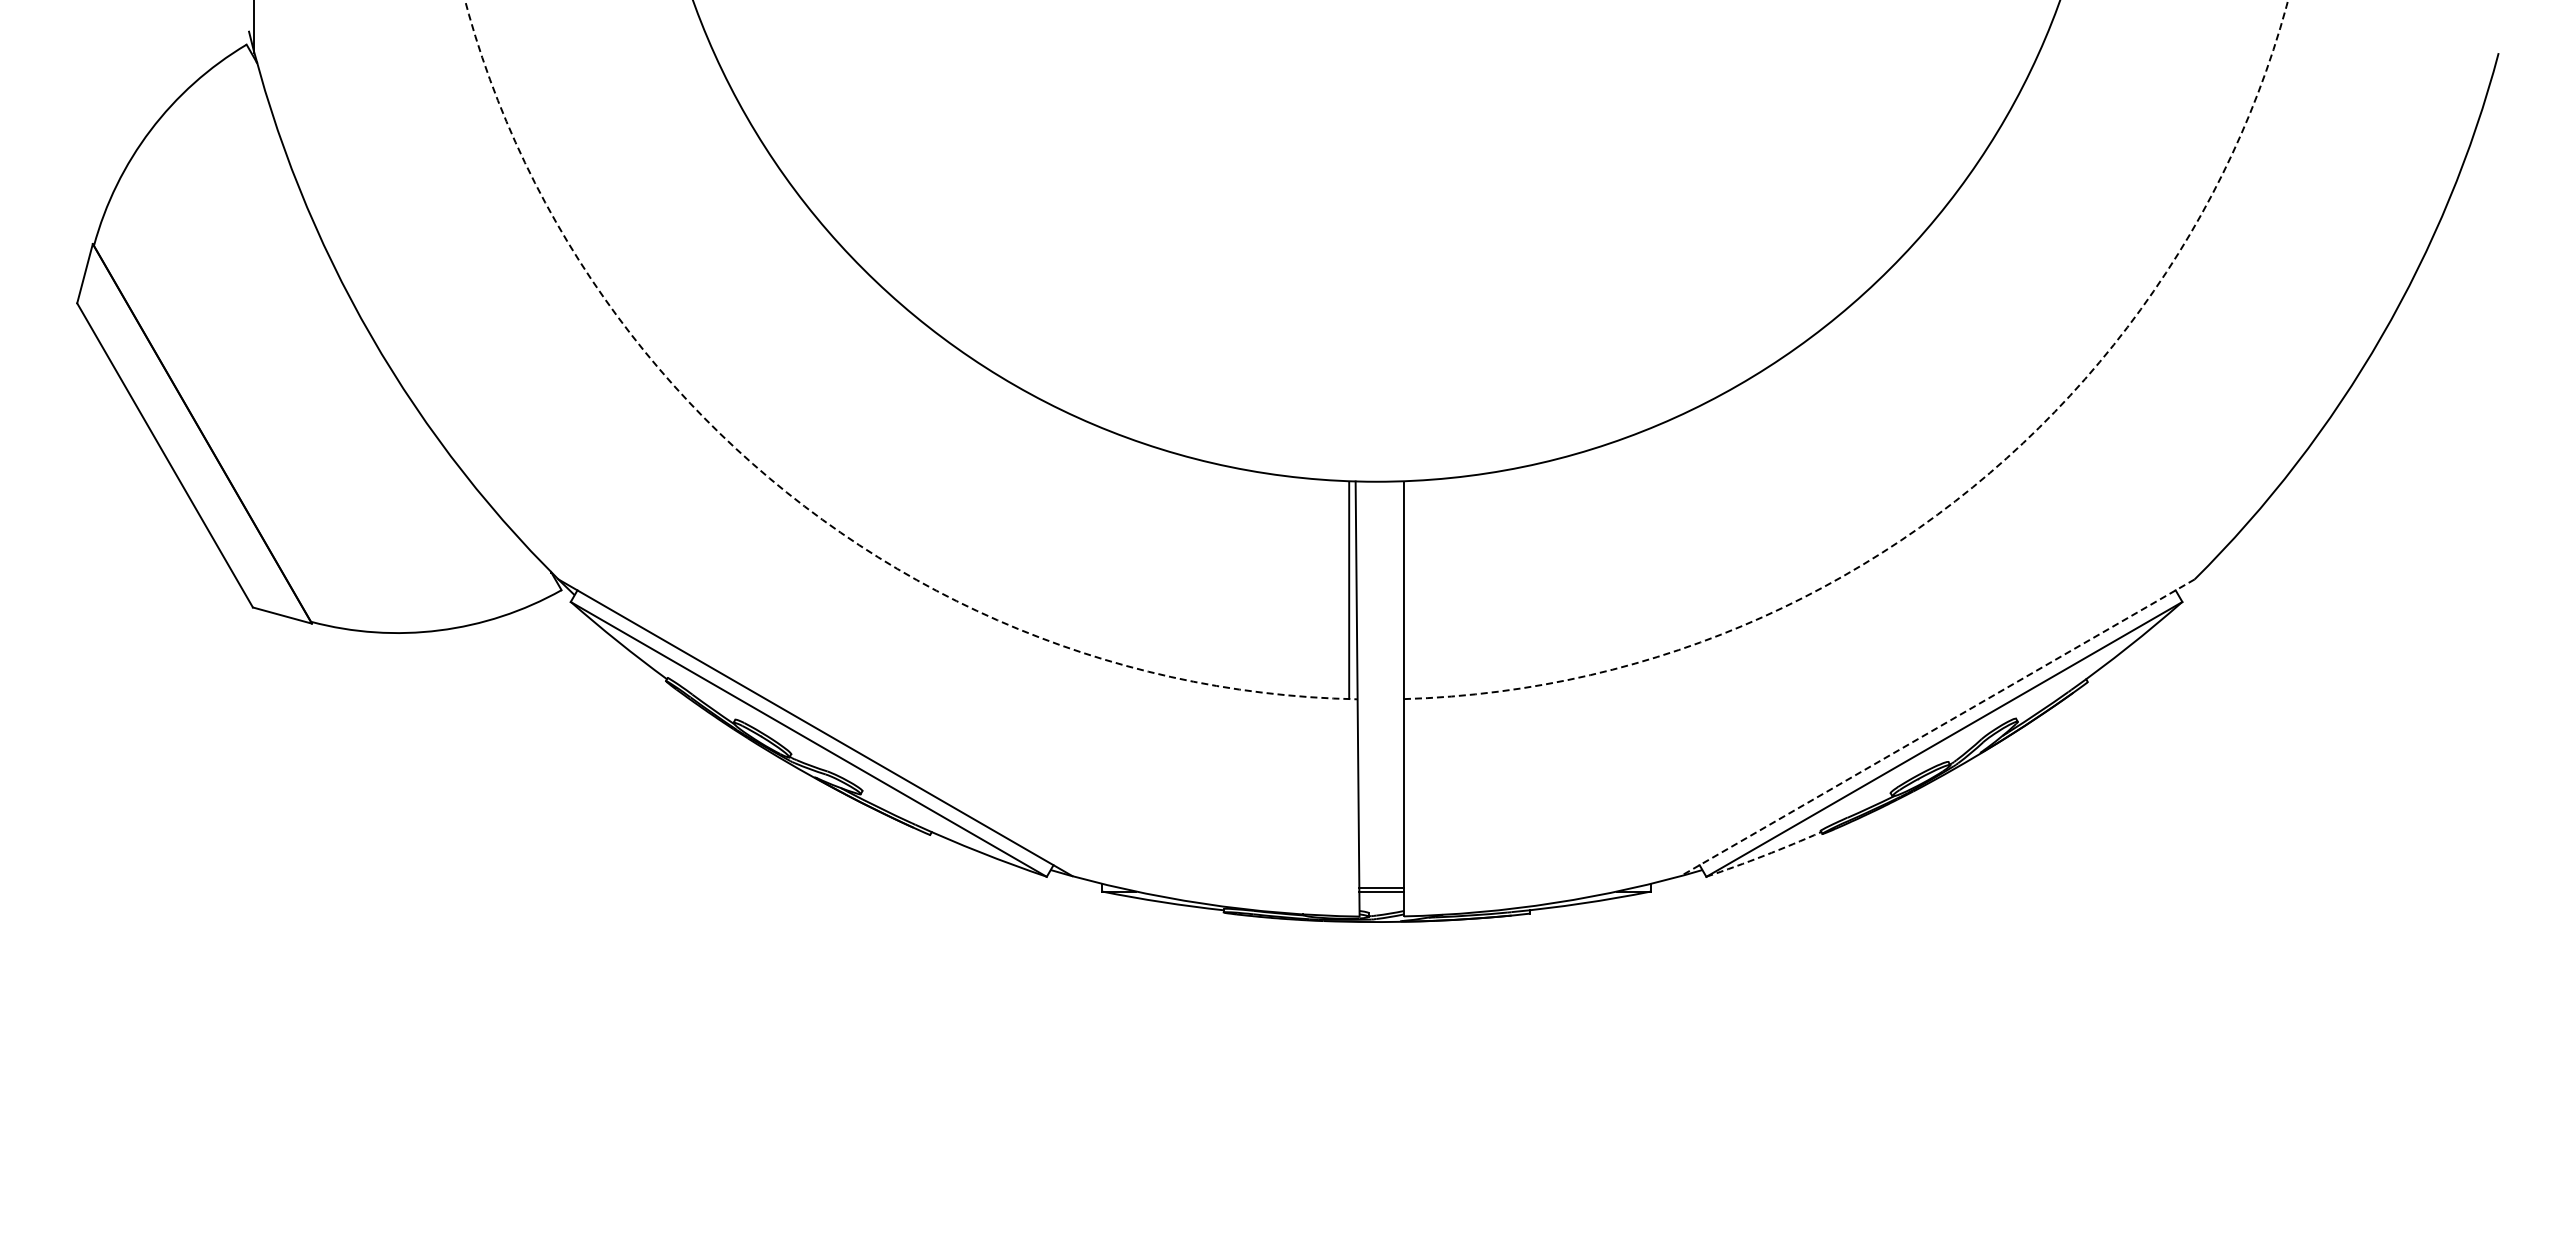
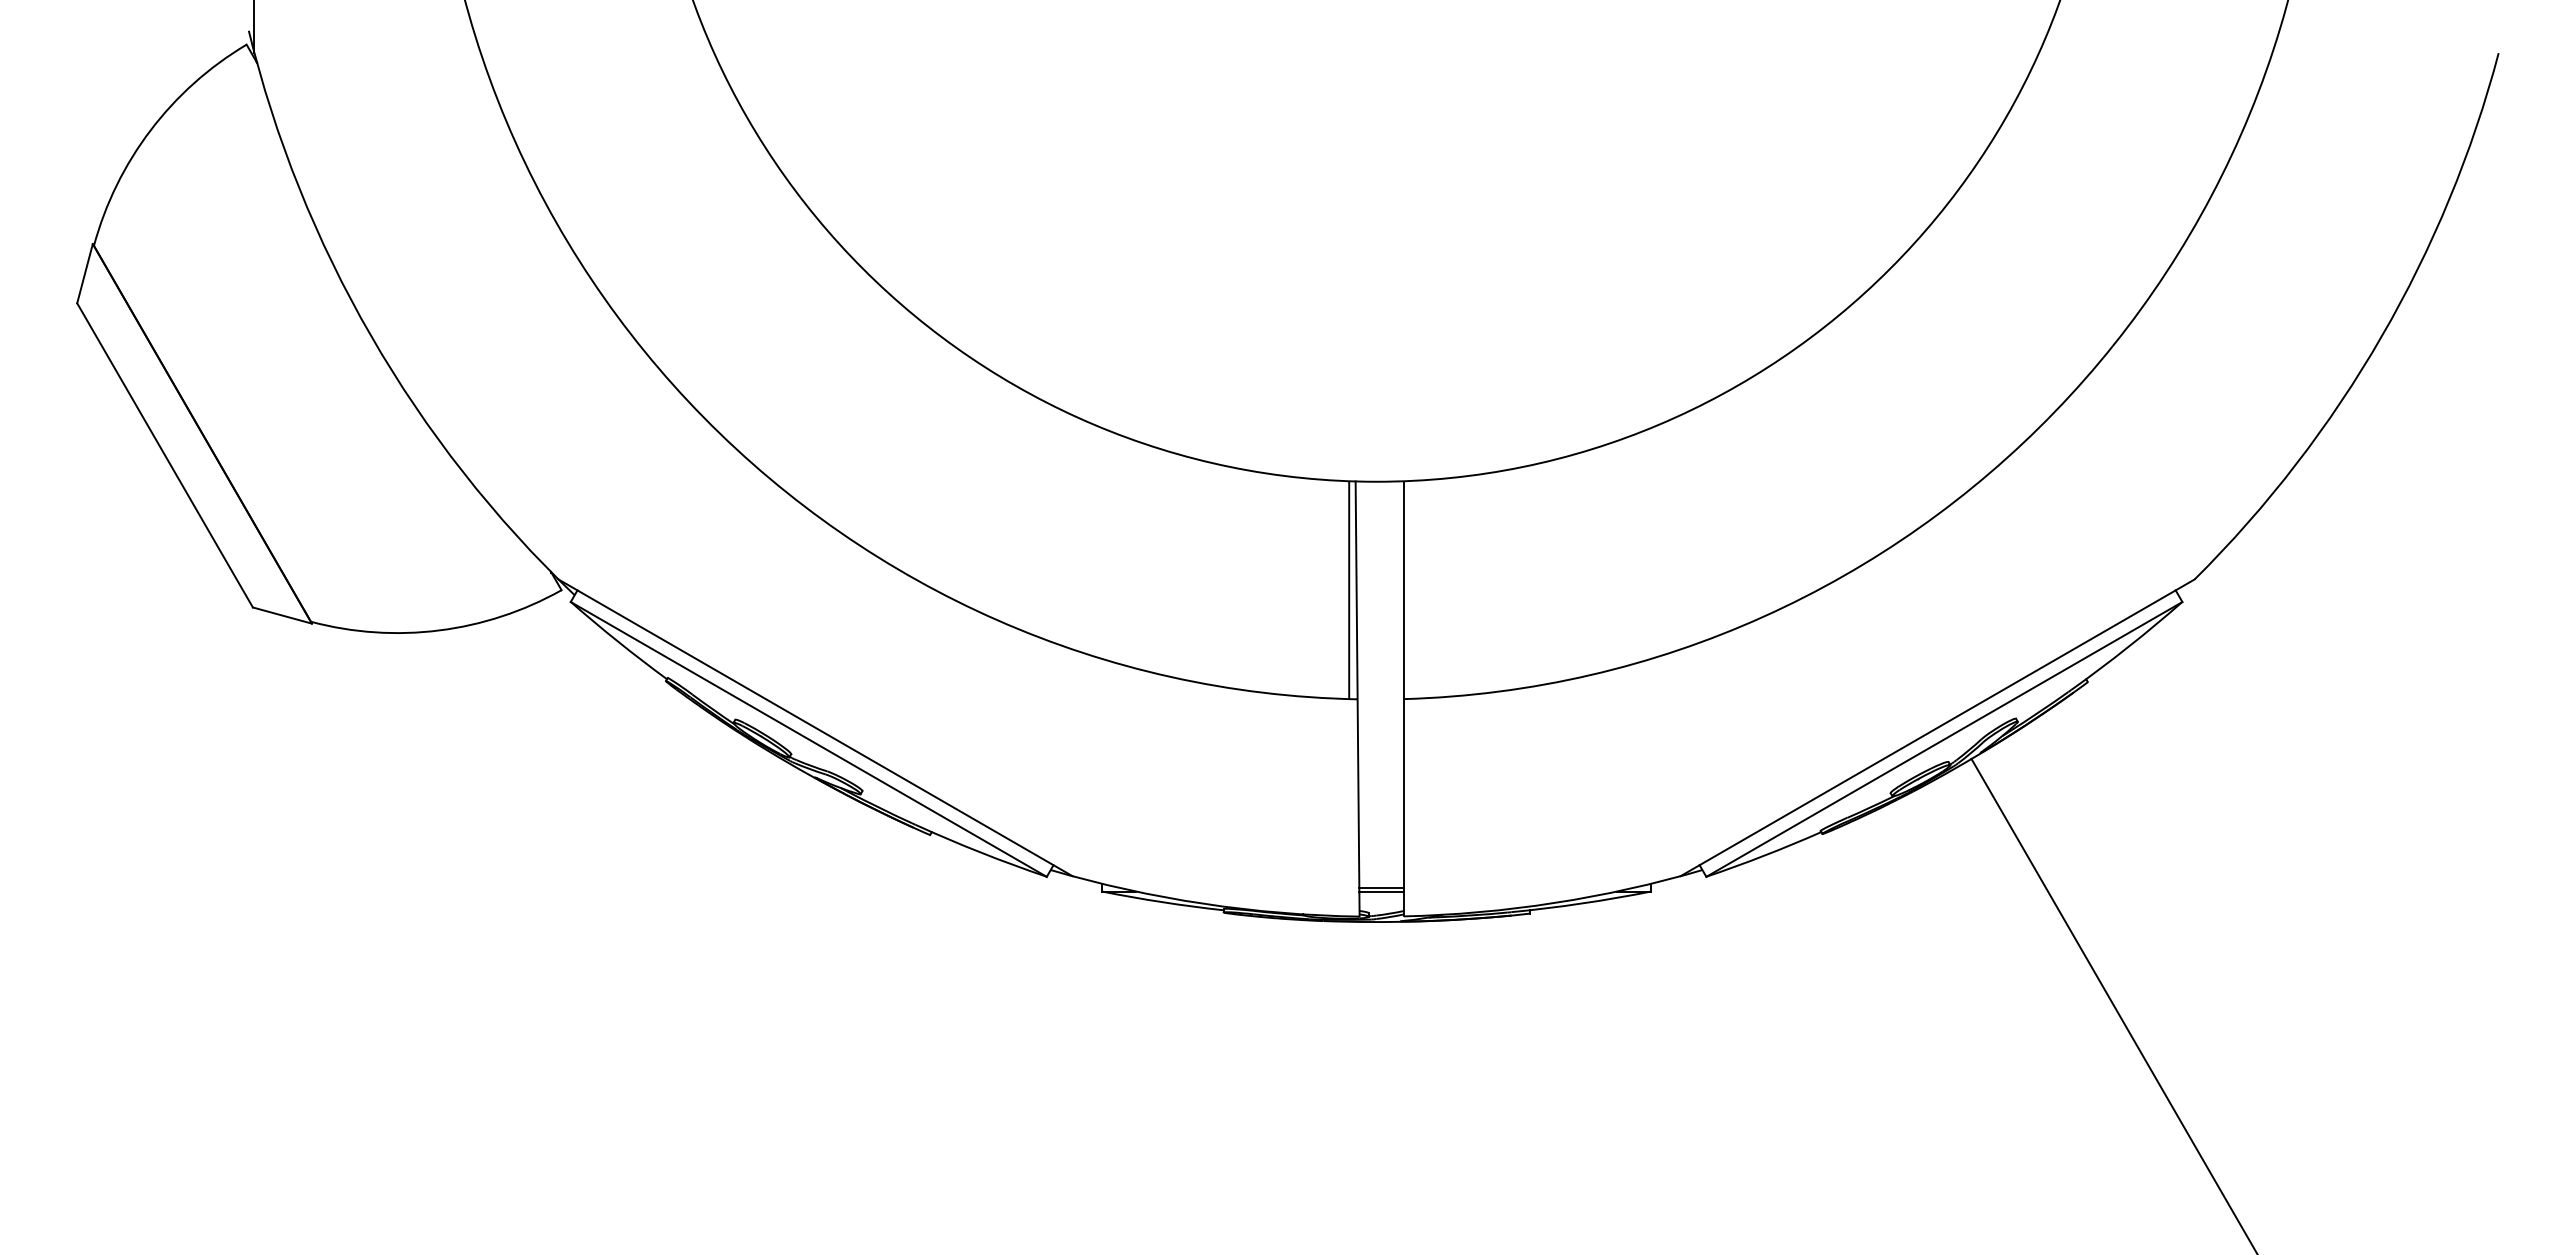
arc: dashed -> solid (1958, 498)
arc: dashed -> solid (798, 501)
line: dashed -> solid (1937, 727)
arc: dashed -> solid (1764, 855)
line: none -> present (2113, 1004)
